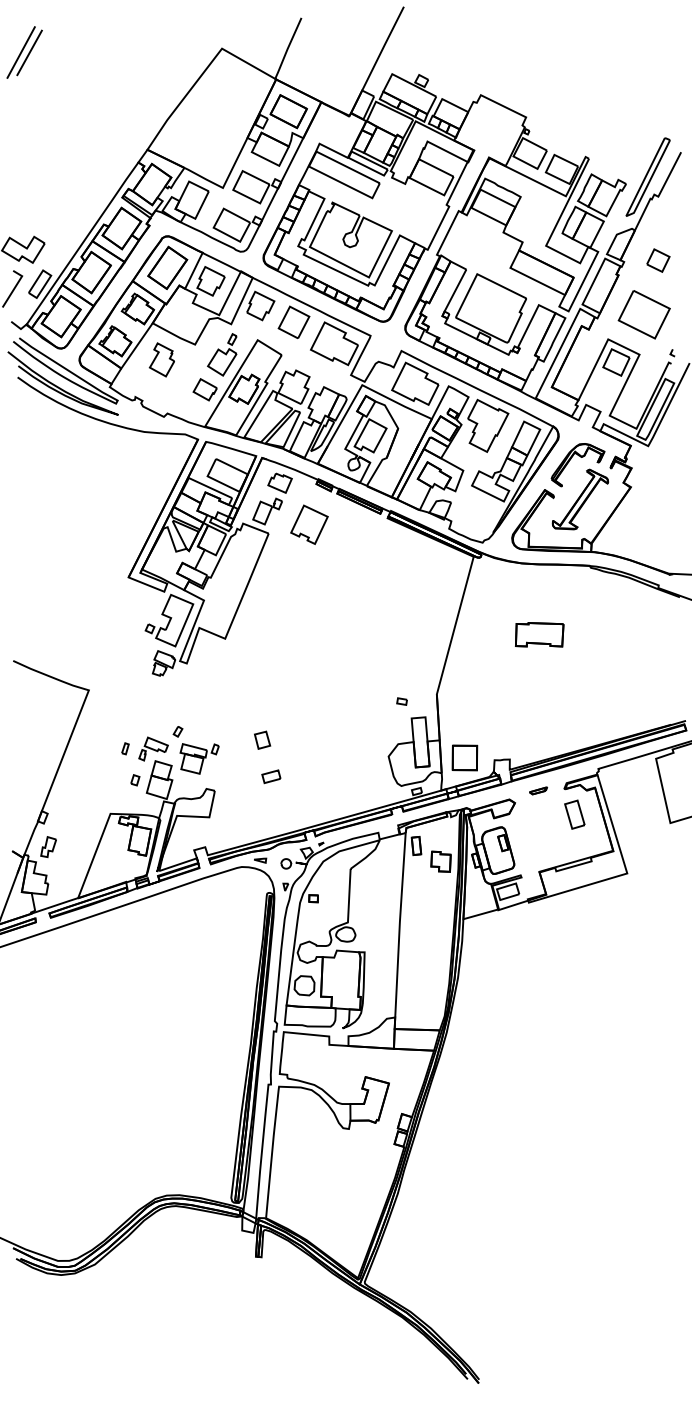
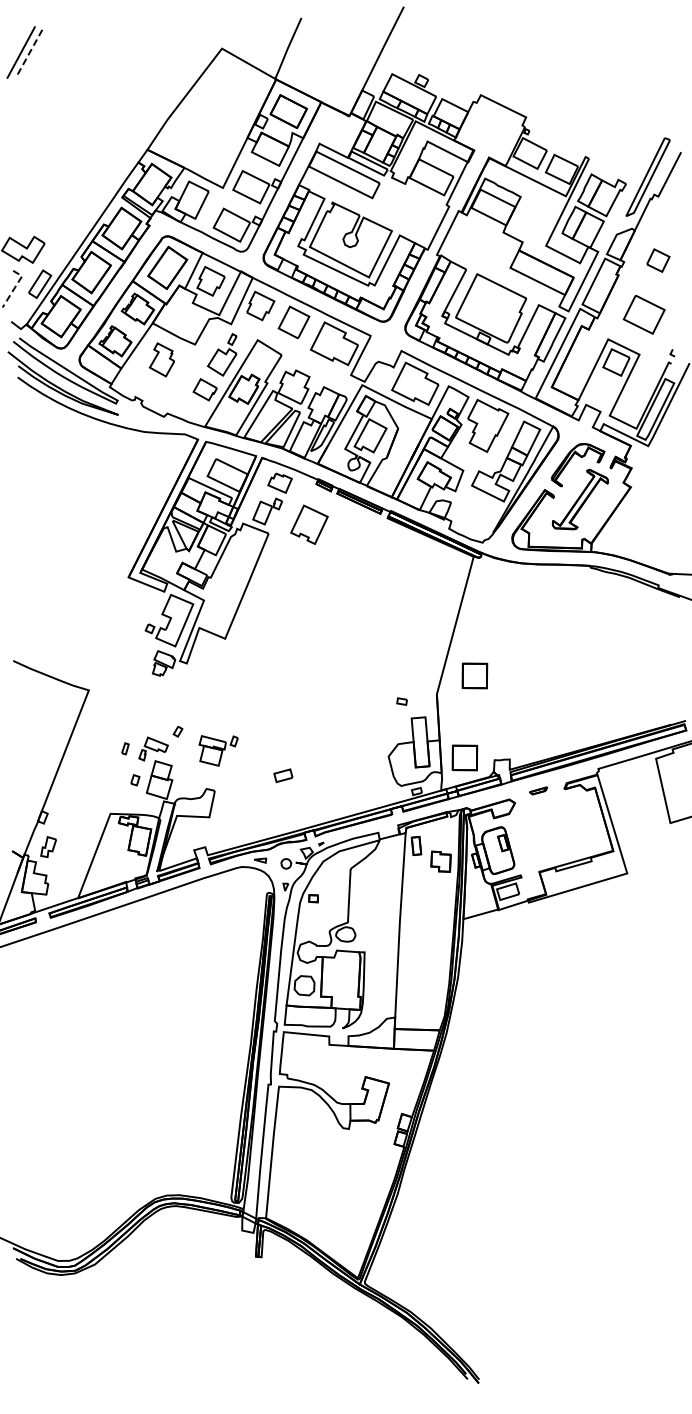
line: solid -> dashed (29, 53)
line: solid -> dashed (15, 287)
part size: 54x50 px -> 44x40 px (643, 314)
part: present -> none (539, 634)
part: none -> present (474, 675)
part: present -> none (262, 739)
part position: (199, 758) -> (218, 750) (218, 750)
part position: (271, 776) -> (283, 775) (283, 775)
part: present -> none (574, 814)
